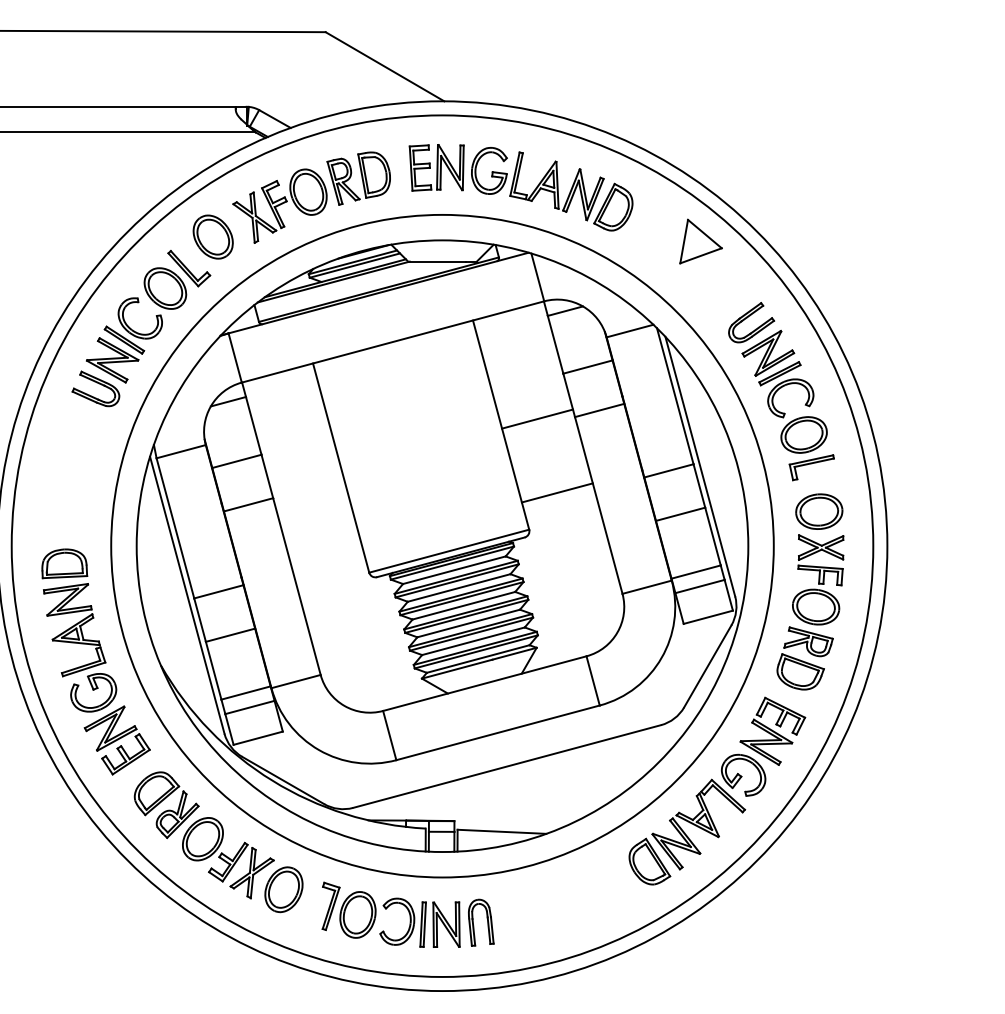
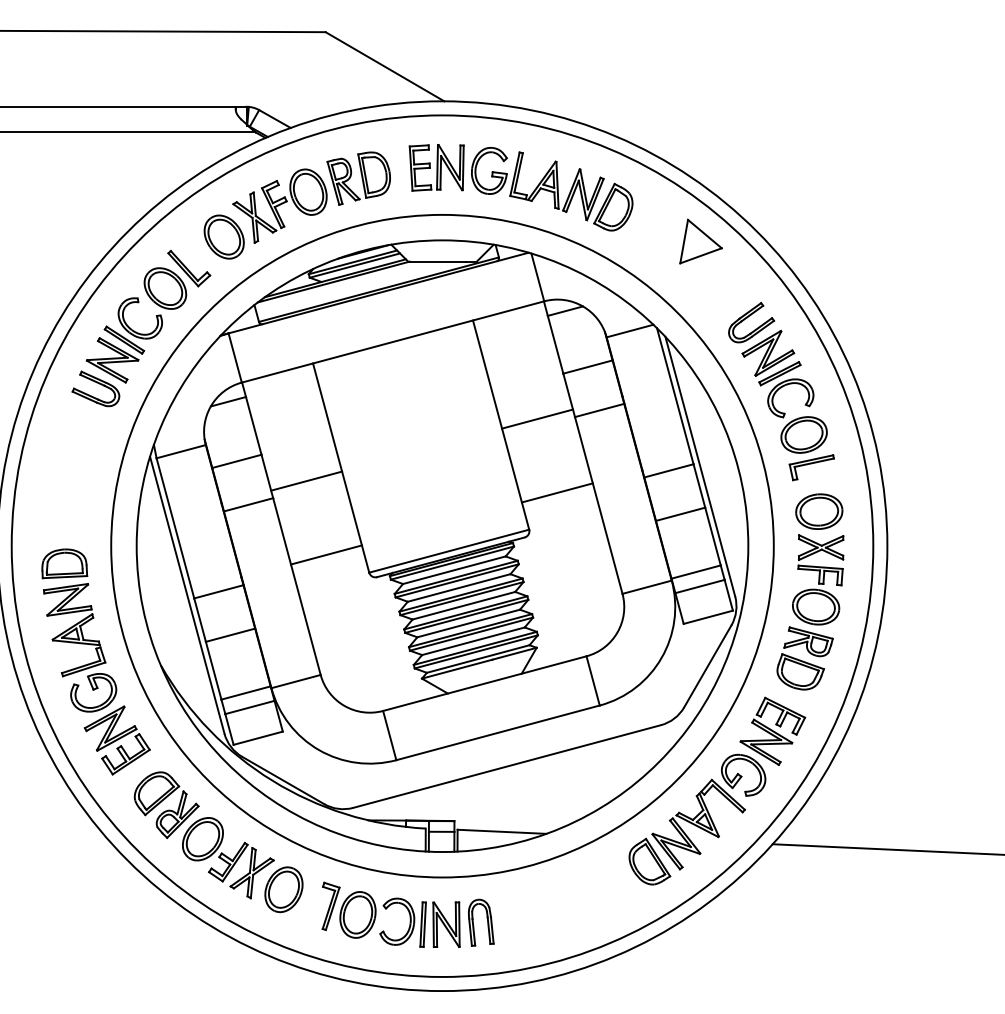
part position: (212, 236) -> (223, 236) (223, 236)
line: none -> present (306, 480)
line: none -> present (326, 554)
line: none -> present (886, 849)
